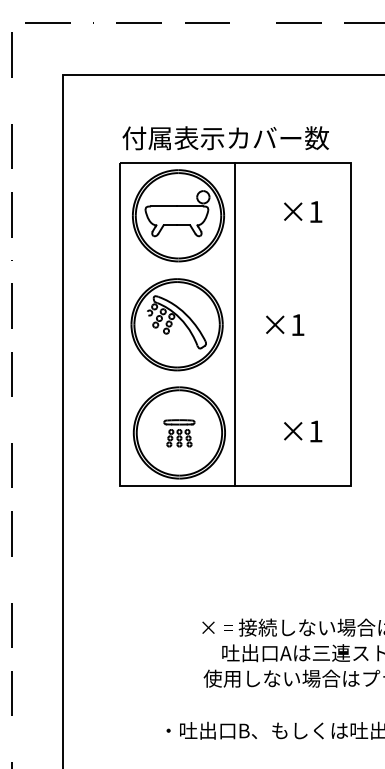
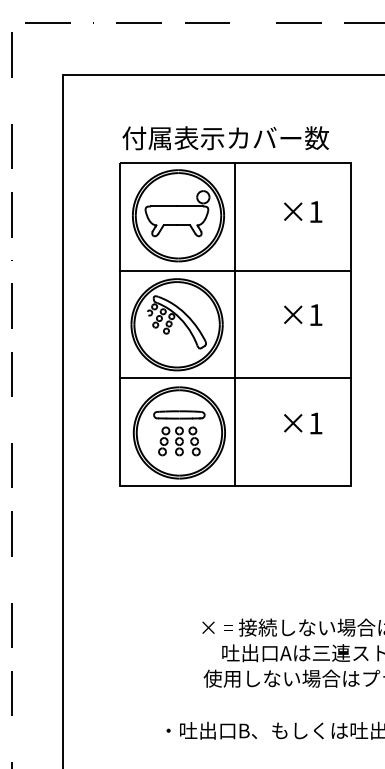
line: none -> present (235, 270)
text position: (285, 324) -> (303, 314) (303, 314)
line: none -> present (235, 378)
text position: (303, 431) -> (303, 423) (303, 423)
part size: 33x29 px -> 53x47 px (179, 433)
